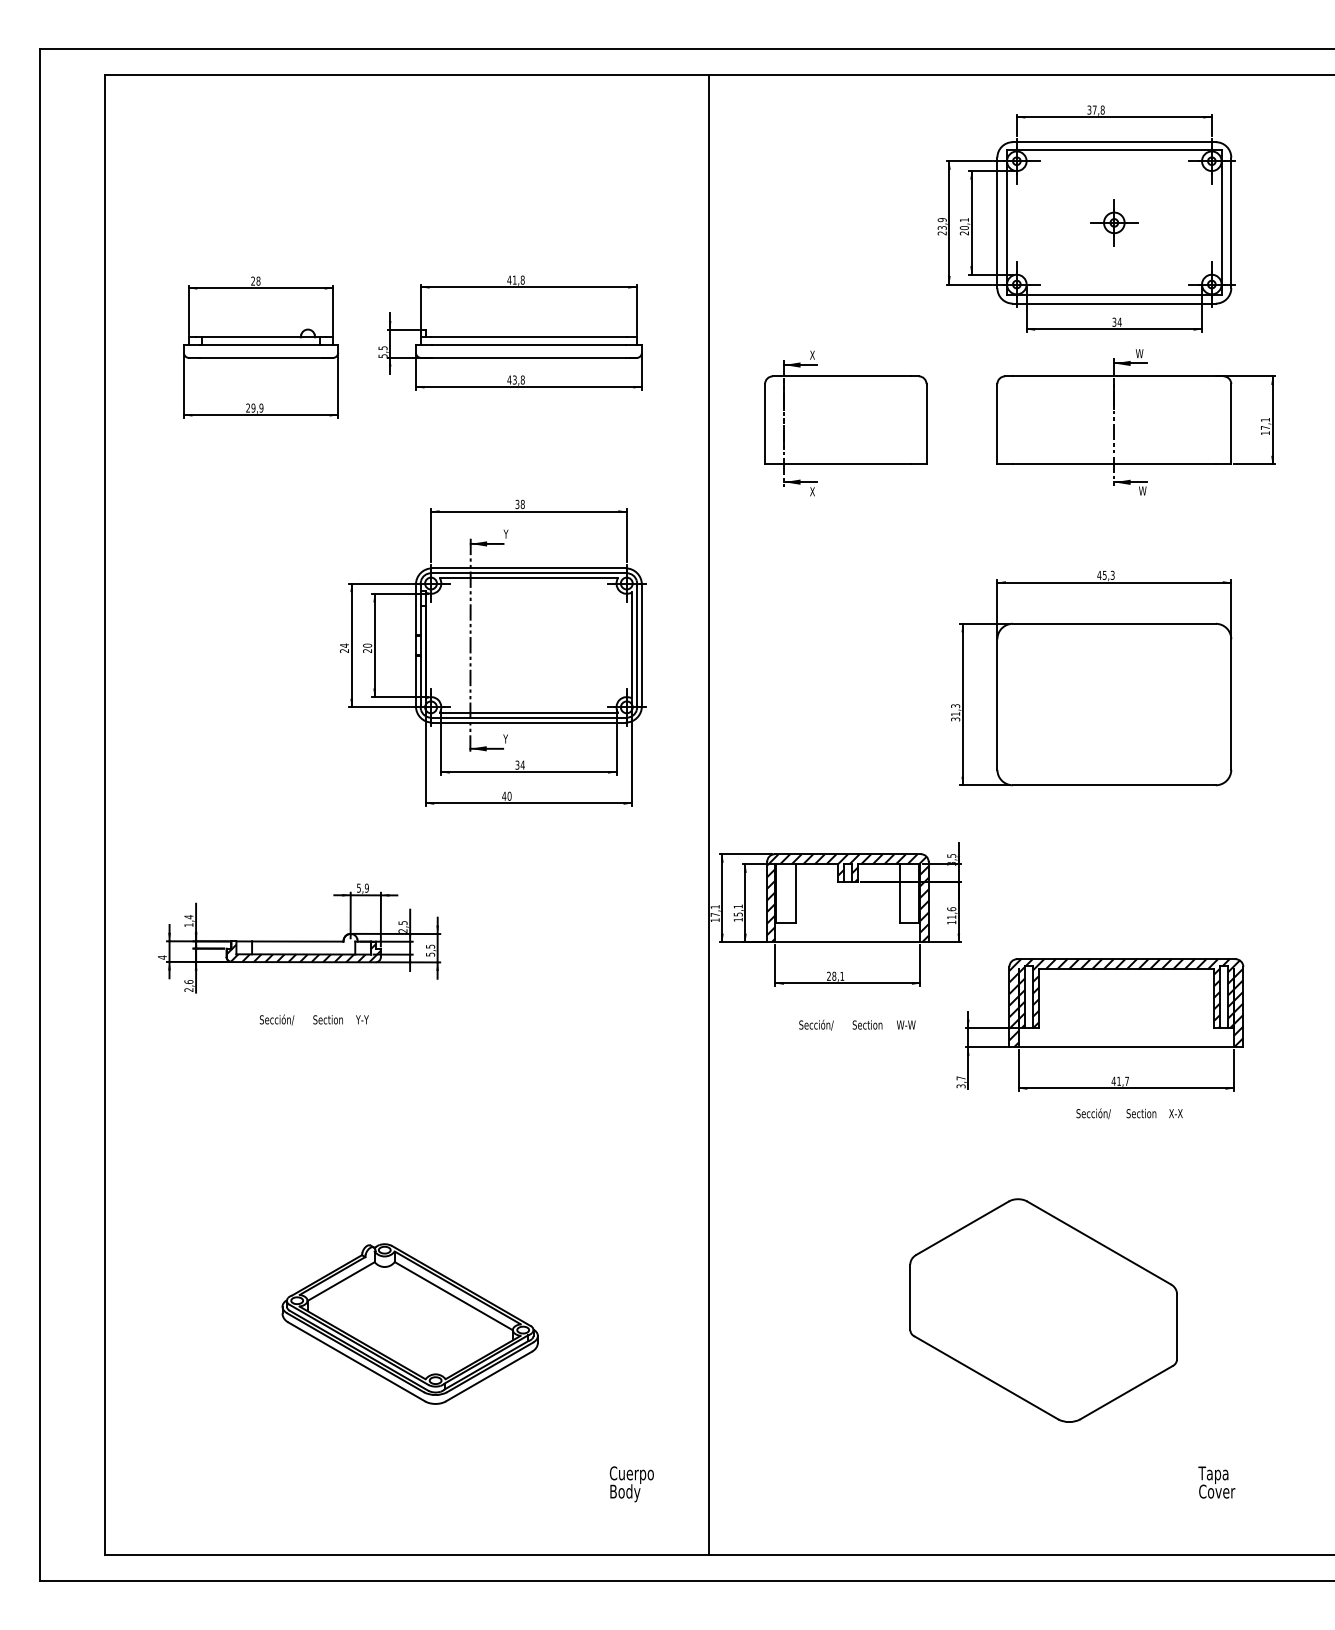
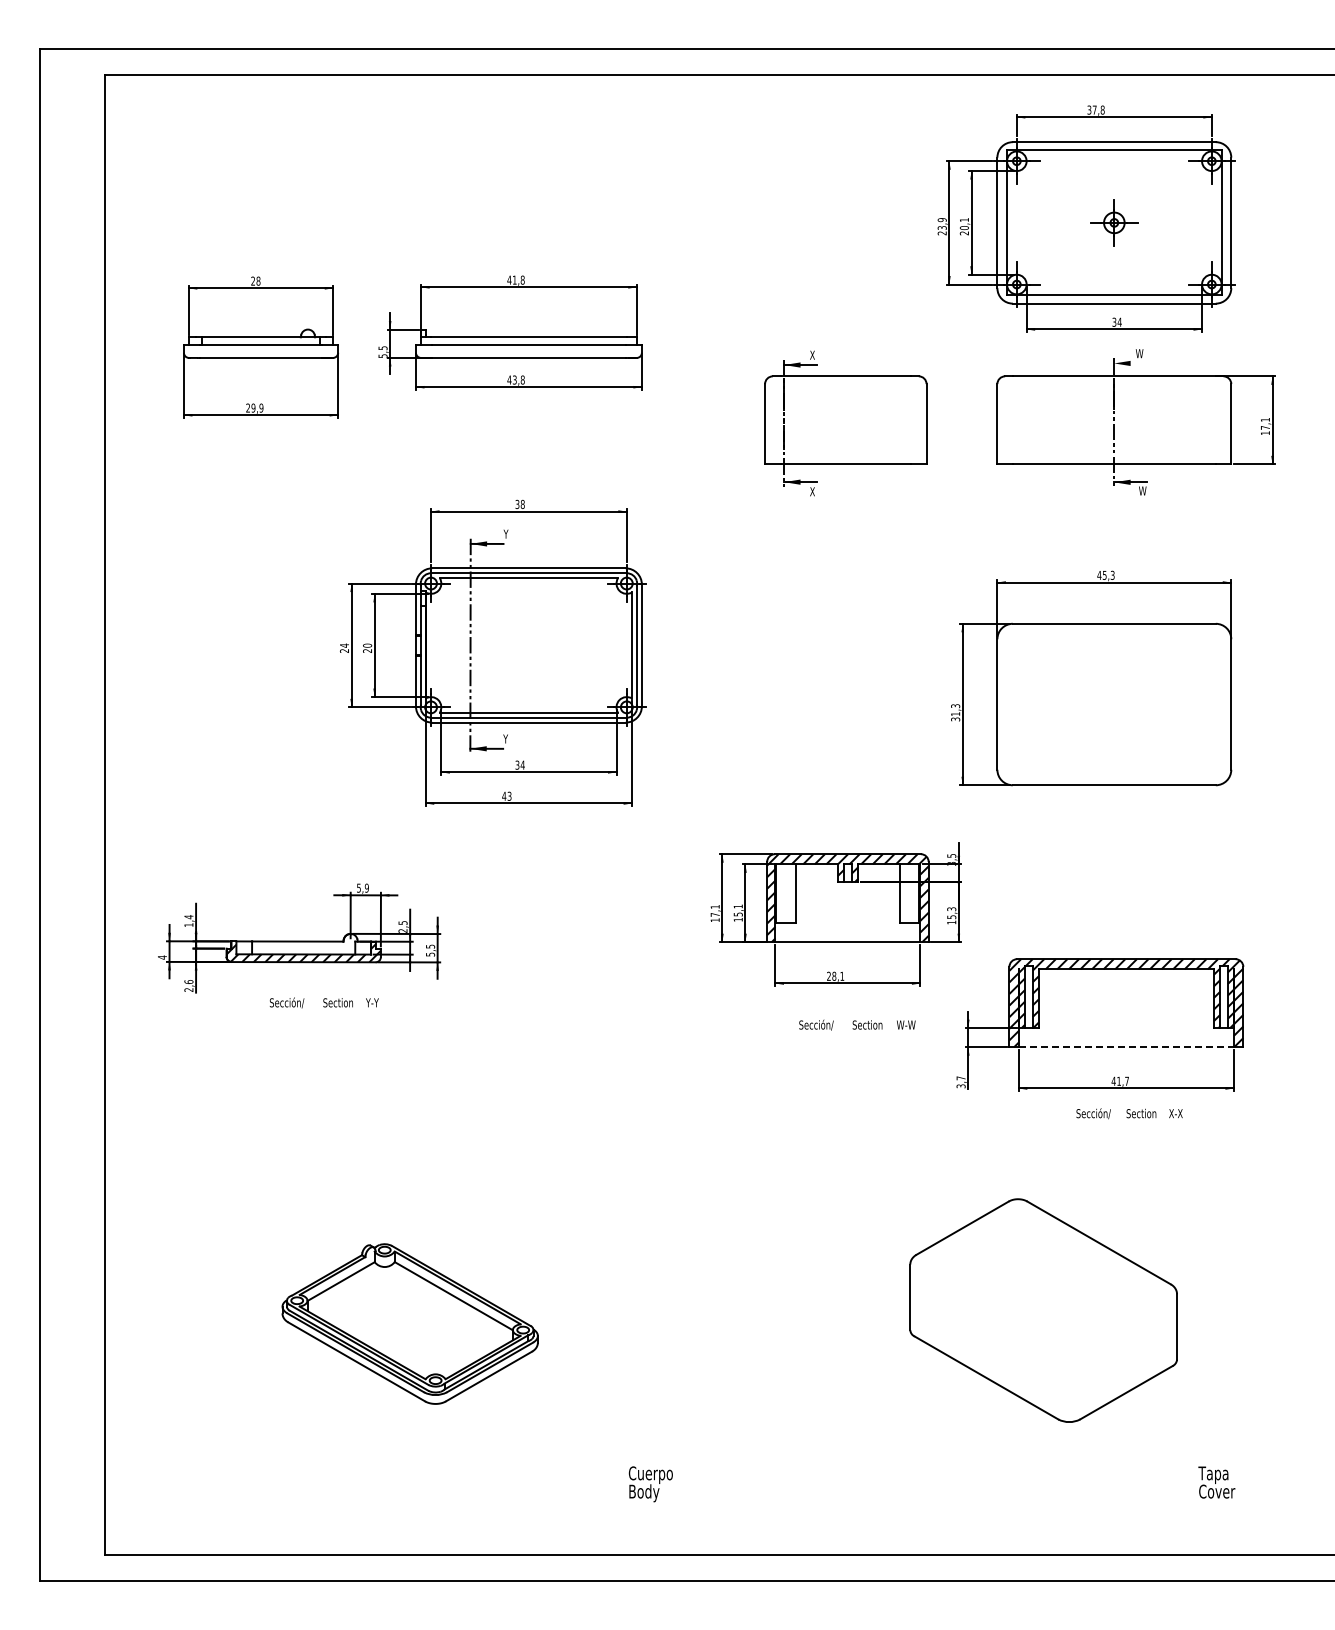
line: present -> none (1130, 363)
text: 40 -> 43 (509, 795)
line: present -> none (708, 814)
text: 11,6 -> 15,3 (951, 913)
text position: (313, 1019) -> (323, 1002) (323, 1002)
line: solid -> dashed (1126, 1047)
text position: (631, 1484) -> (650, 1484) (650, 1484)
